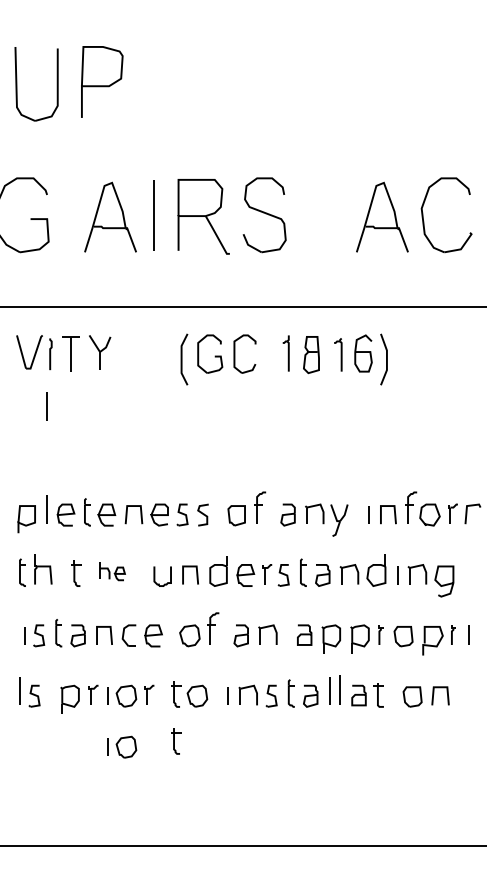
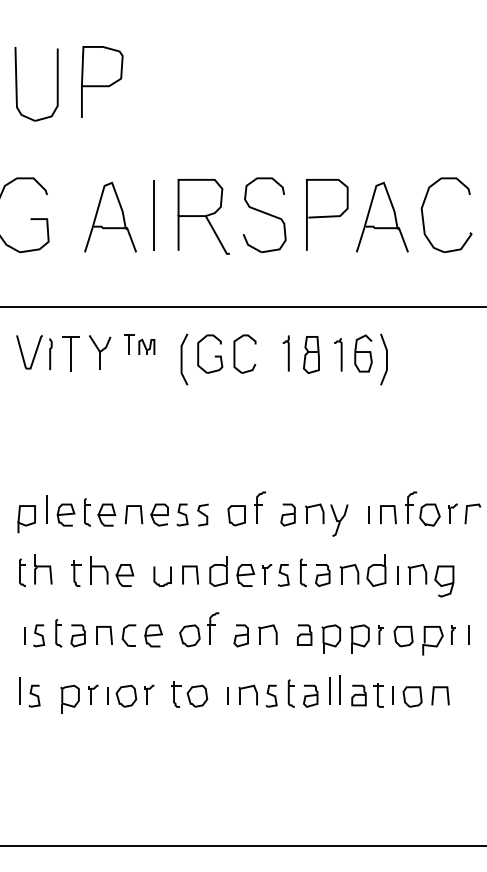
curve: none -> present (327, 215)
part: none -> present (139, 344)
line: present -> none (46, 406)
part size: 27x20 px -> 45x31 px (112, 571)
line: none -> present (392, 695)
part: present -> none (176, 741)
part: present -> none (122, 746)
